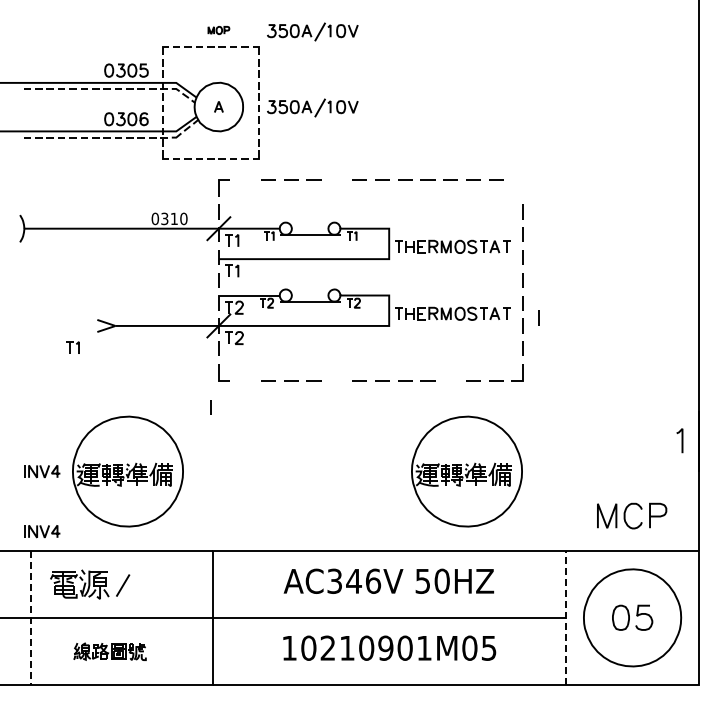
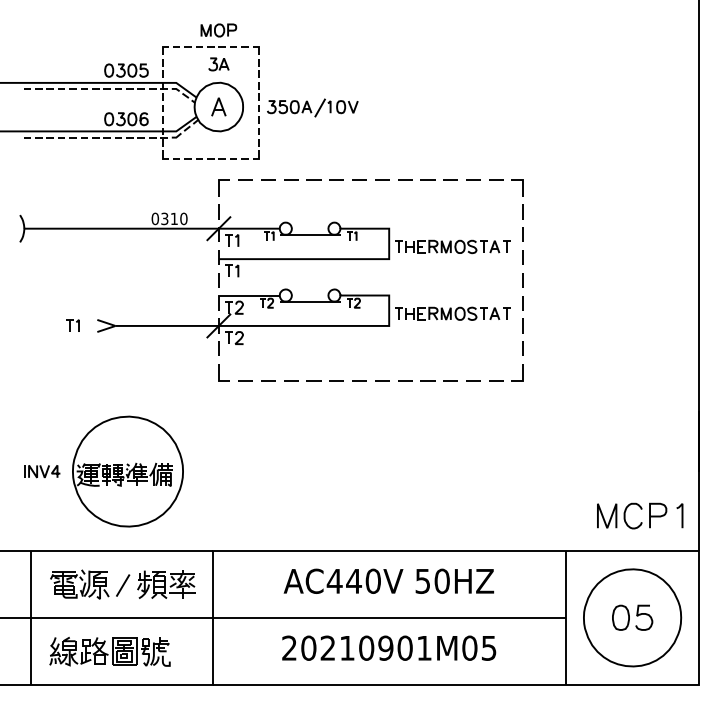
part size: 24x9 px -> 38x15 px (218, 30)
part: present -> none (312, 31)
part: none -> present (218, 64)
part size: 10x12 px -> 16x20 px (218, 106)
line: none -> present (245, 179)
line: none -> present (336, 179)
line: none -> present (522, 187)
line: present -> none (538, 317)
part position: (72, 347) -> (72, 325) (72, 325)
line: none -> present (245, 380)
line: none -> present (336, 380)
line: none -> present (450, 380)
line: present -> none (210, 407)
line position: (681, 440) -> (681, 515) (681, 515)
part: present -> none (466, 471)
part: present -> none (42, 531)
text: AC346V -> AC440V (353, 580)
part: none -> present (166, 584)
line: dashed -> solid (30, 617)
line: dashed -> solid (565, 617)
text: 10210901M05 -> 20210901M05 (289, 647)
part size: 74x19 px -> 122x31 px (109, 651)
